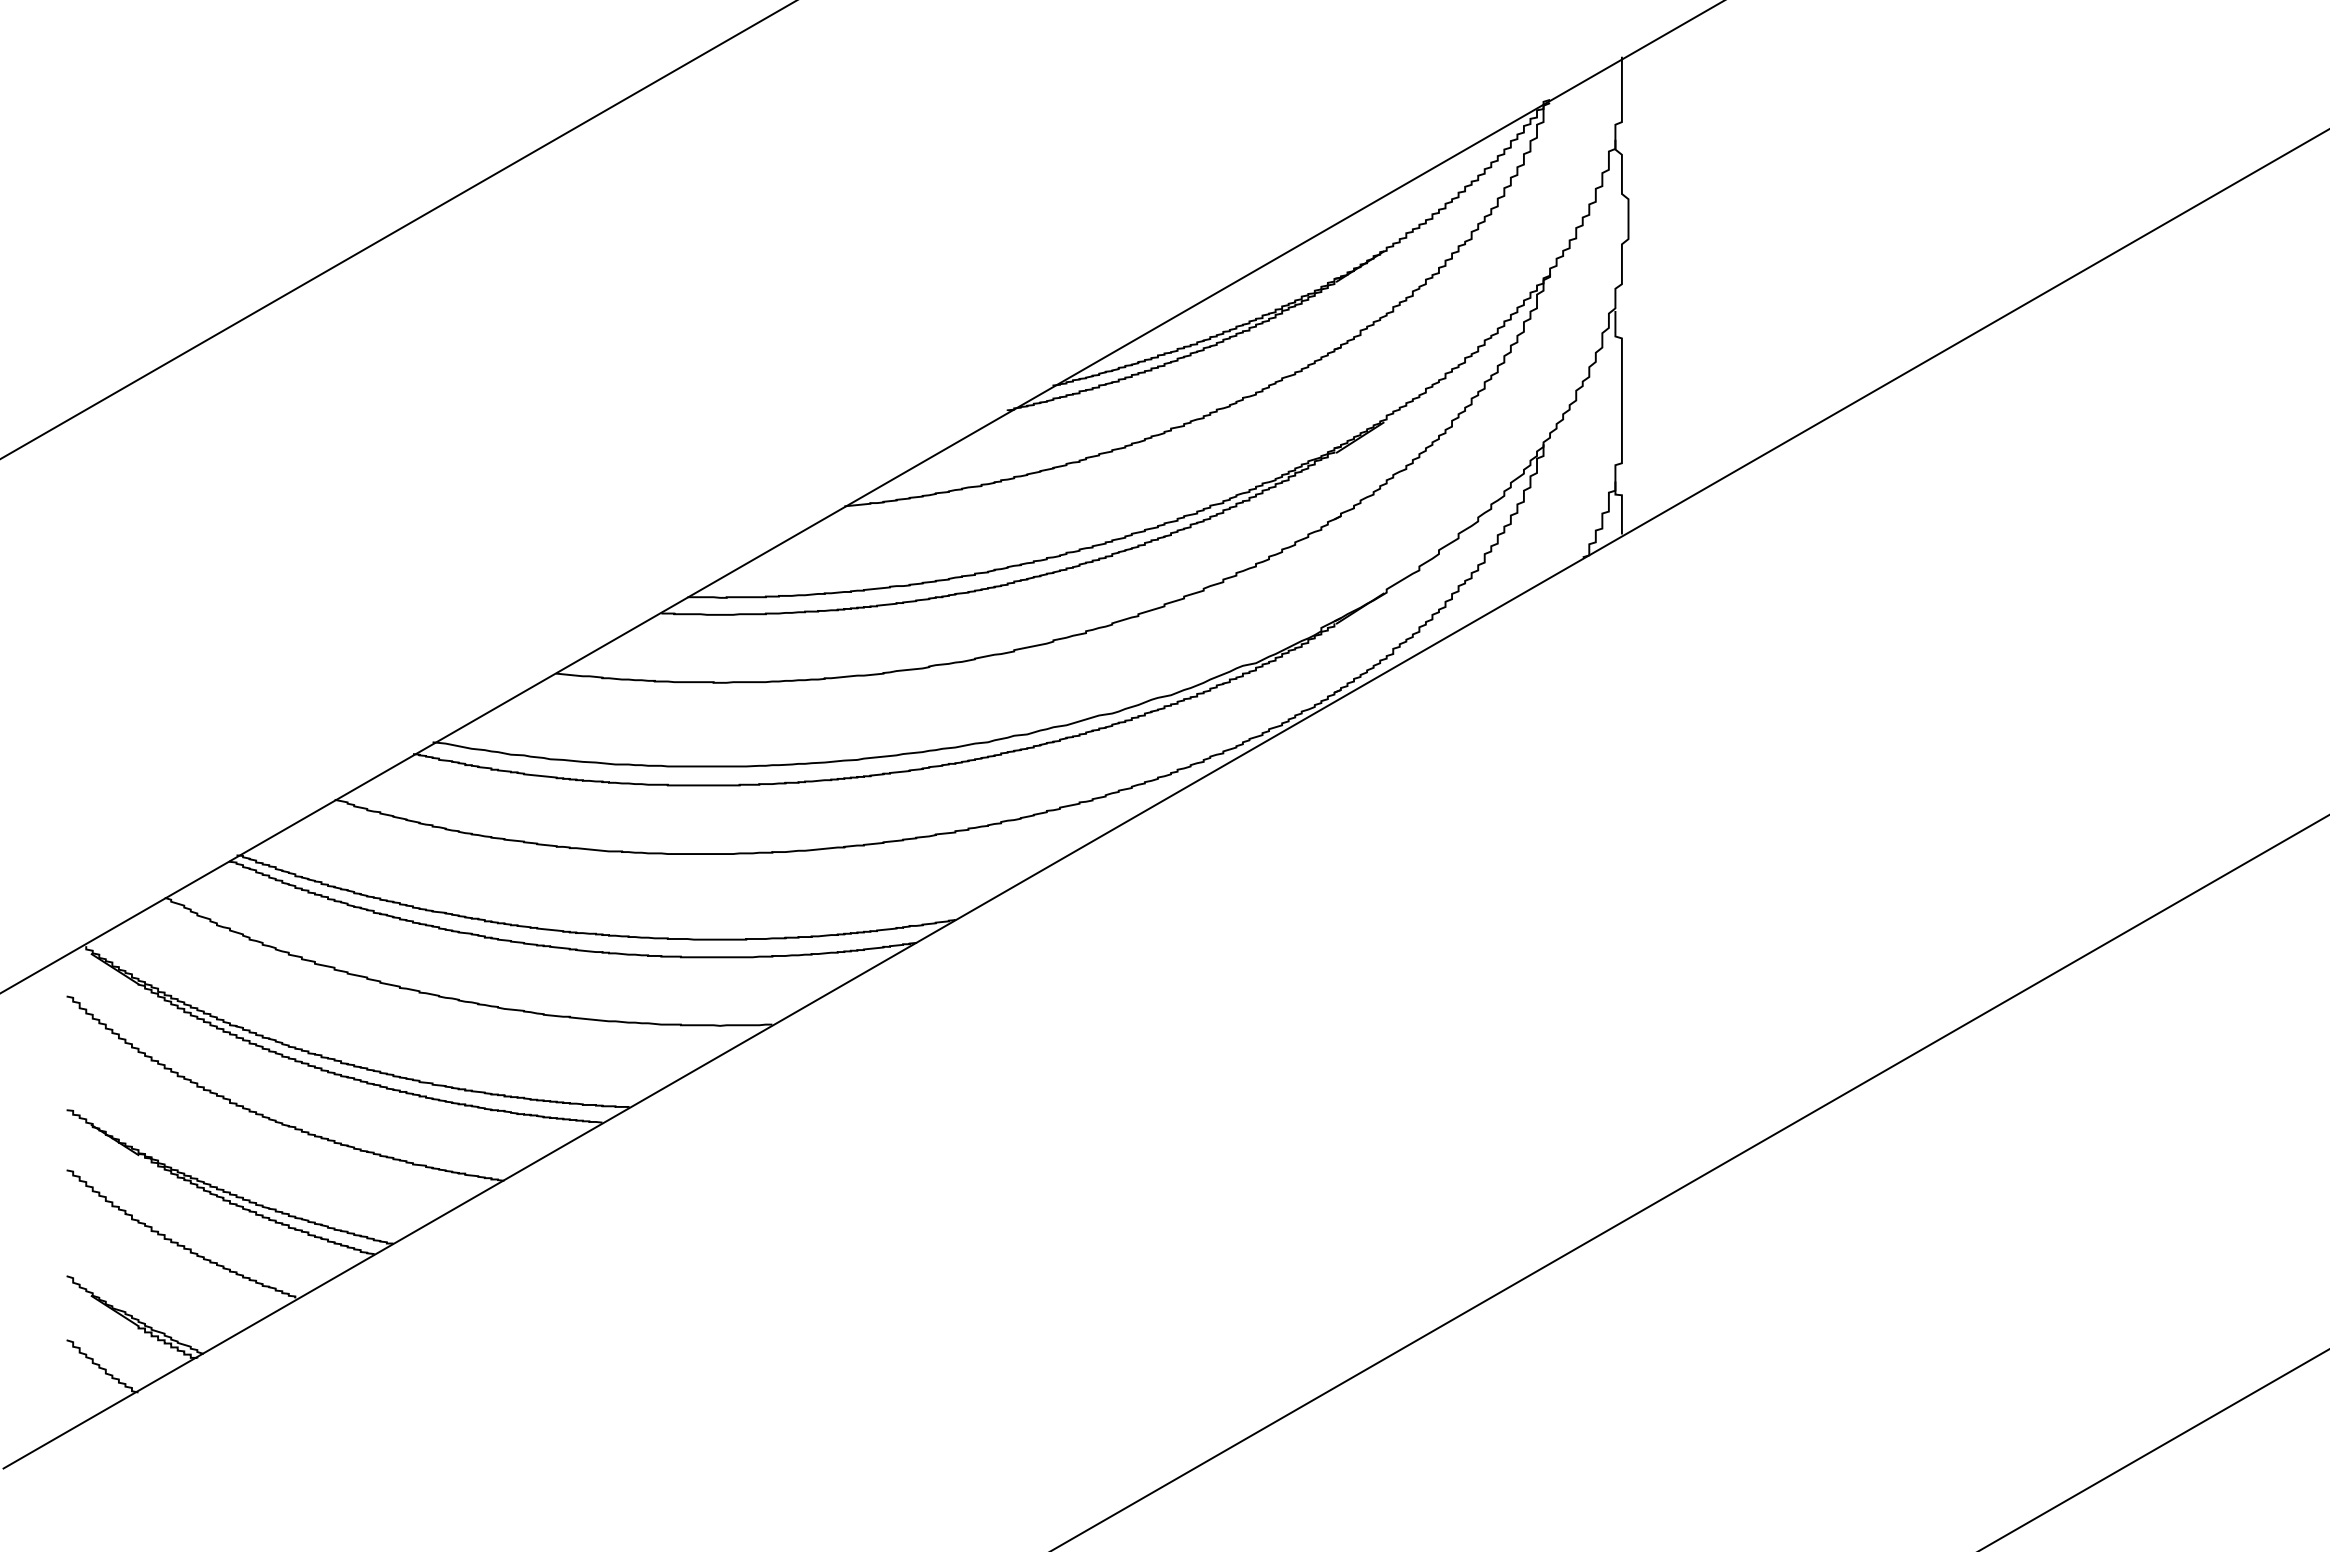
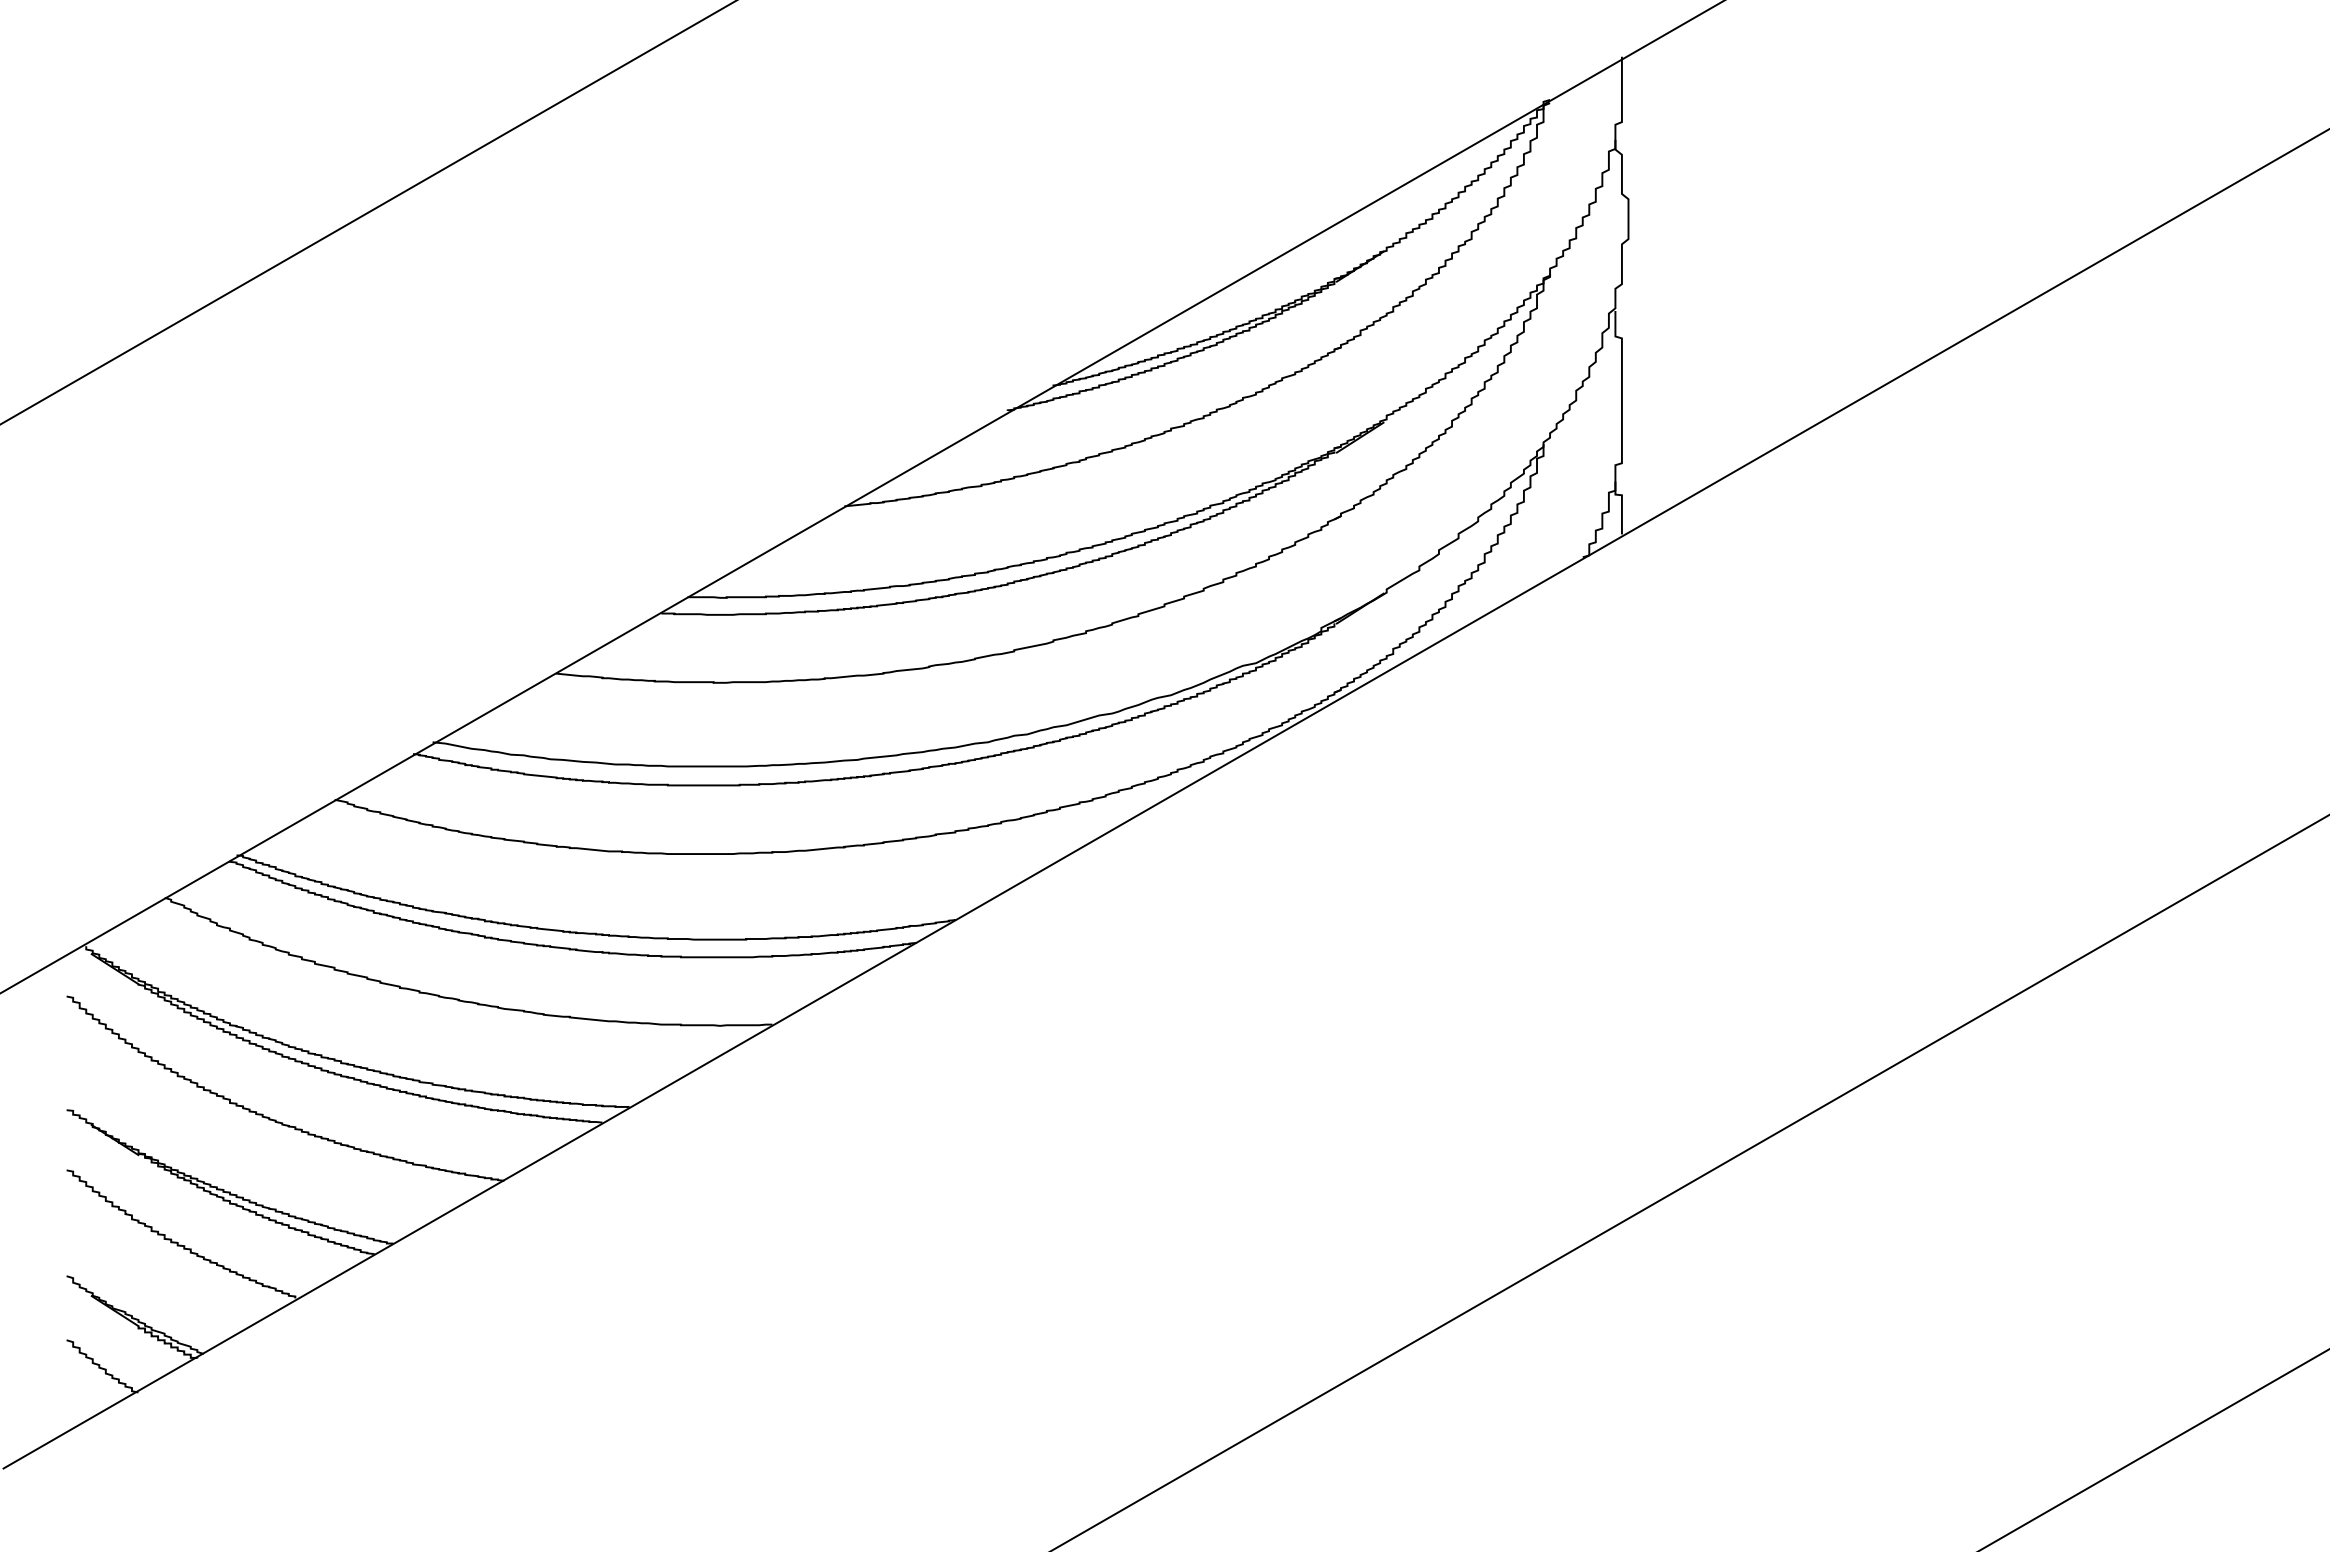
line position: (397, 229) -> (367, 212) (367, 212)
